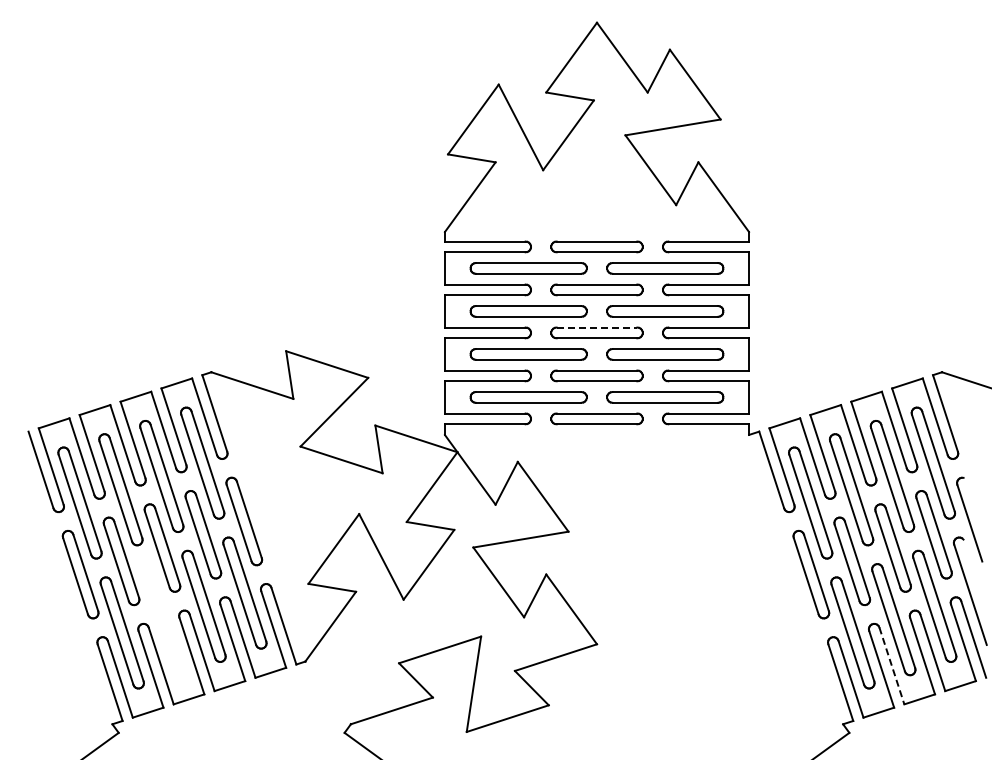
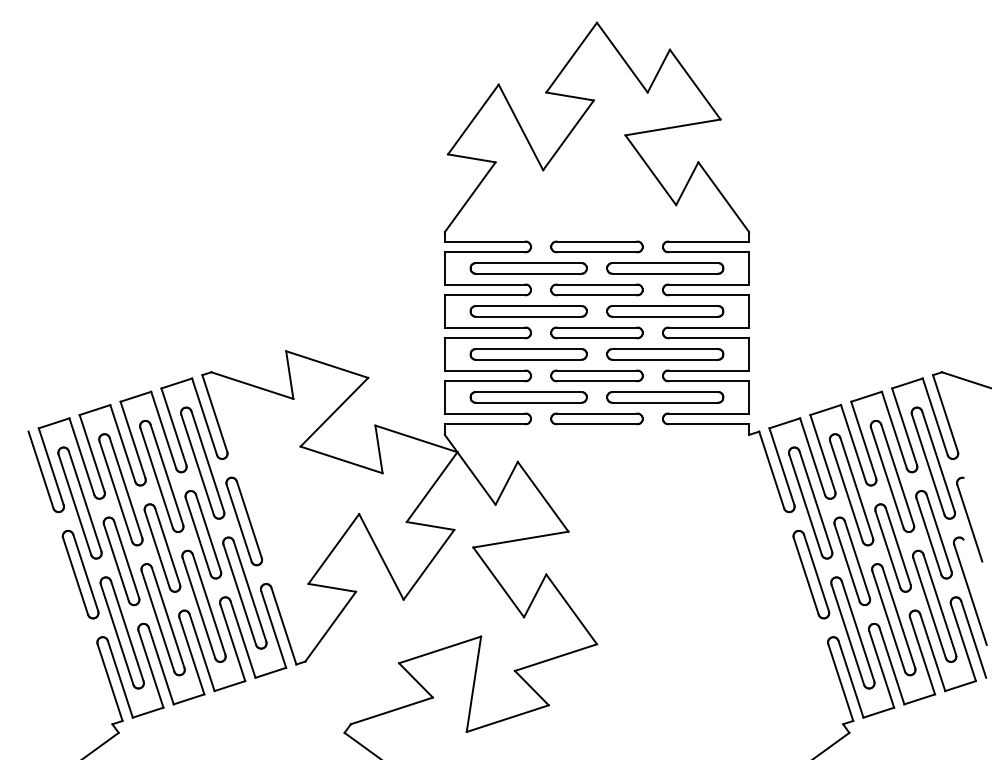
line: dashed -> solid (597, 327)
part: none -> present (162, 619)
line: dashed -> solid (892, 666)
